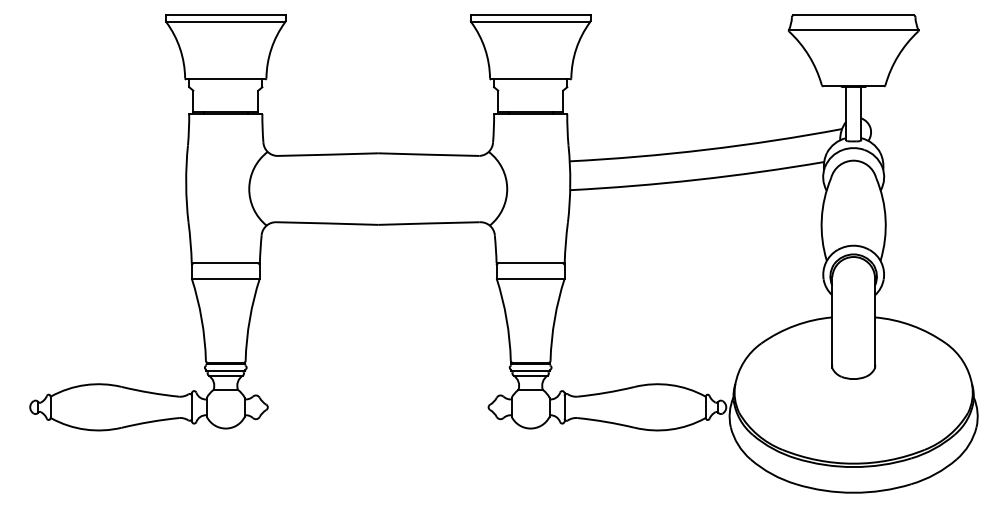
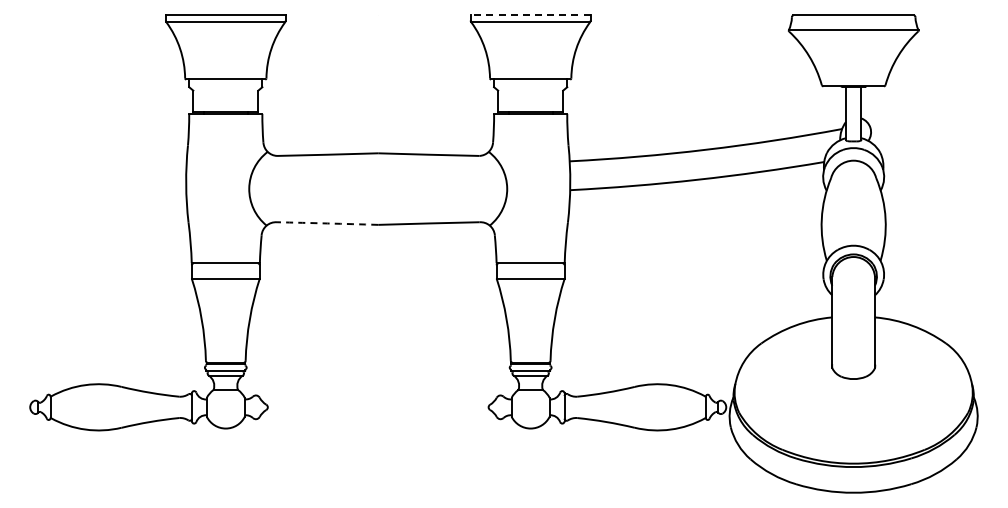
line: solid -> dashed (530, 15)
arc: solid -> dashed (327, 223)
